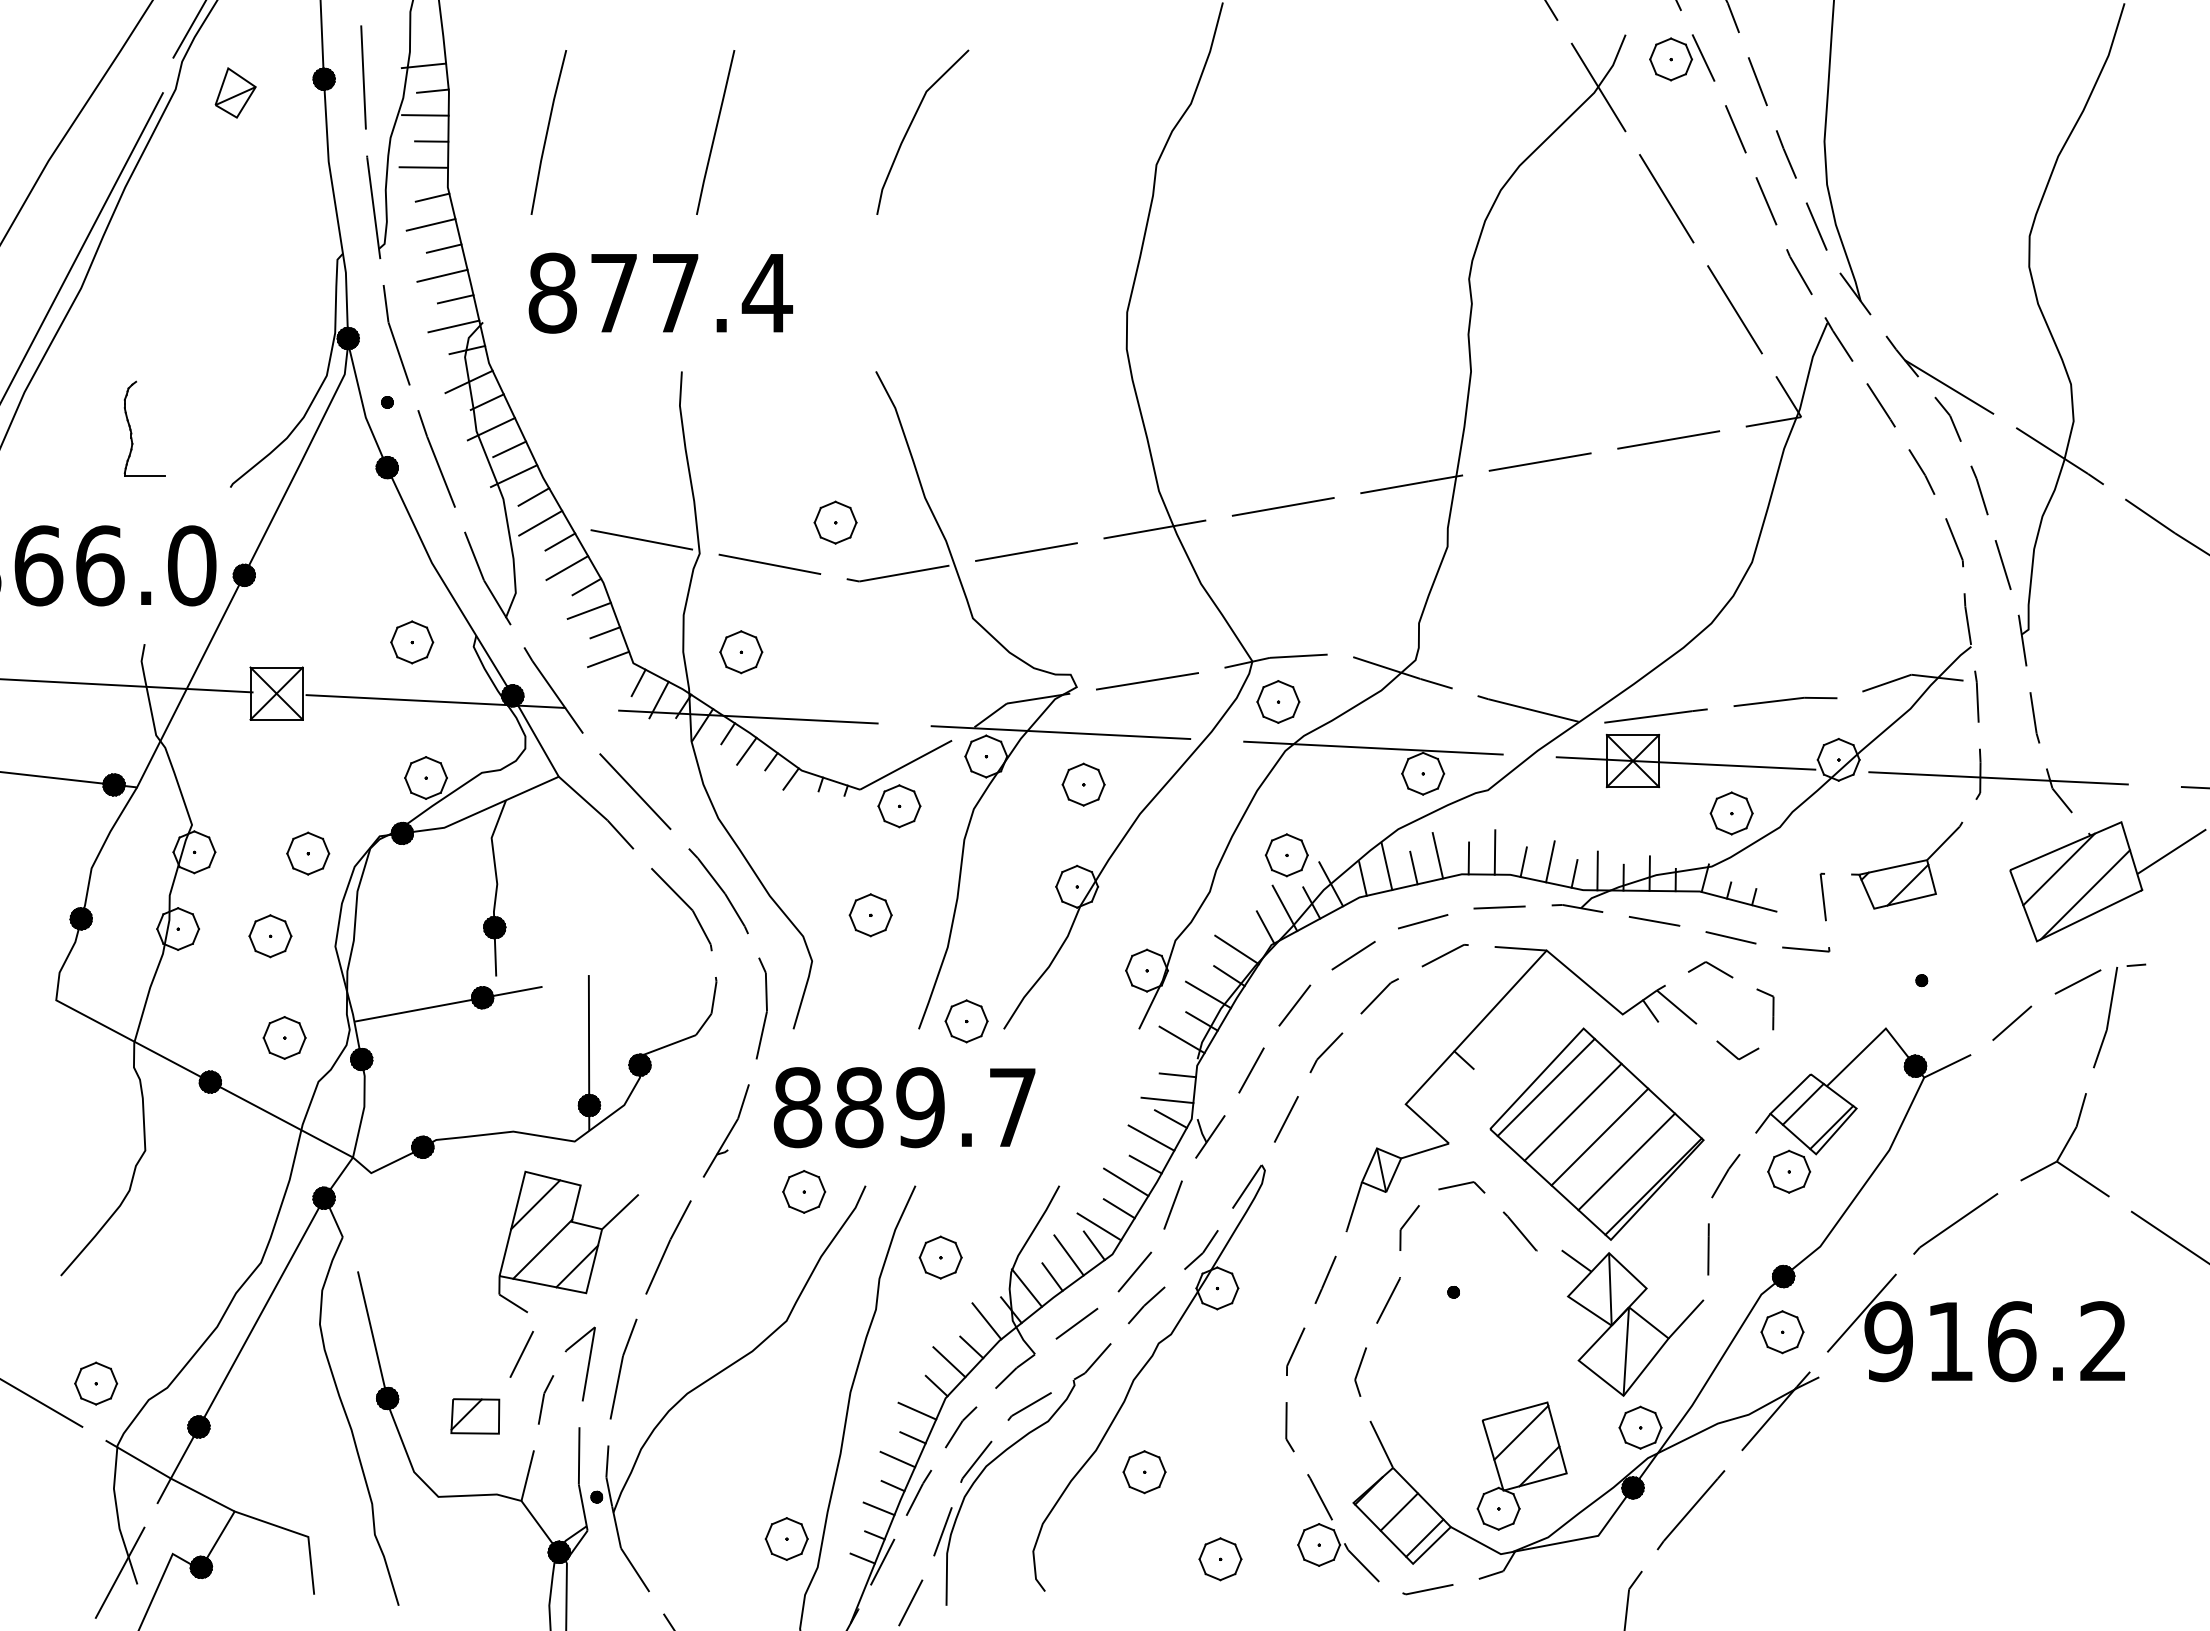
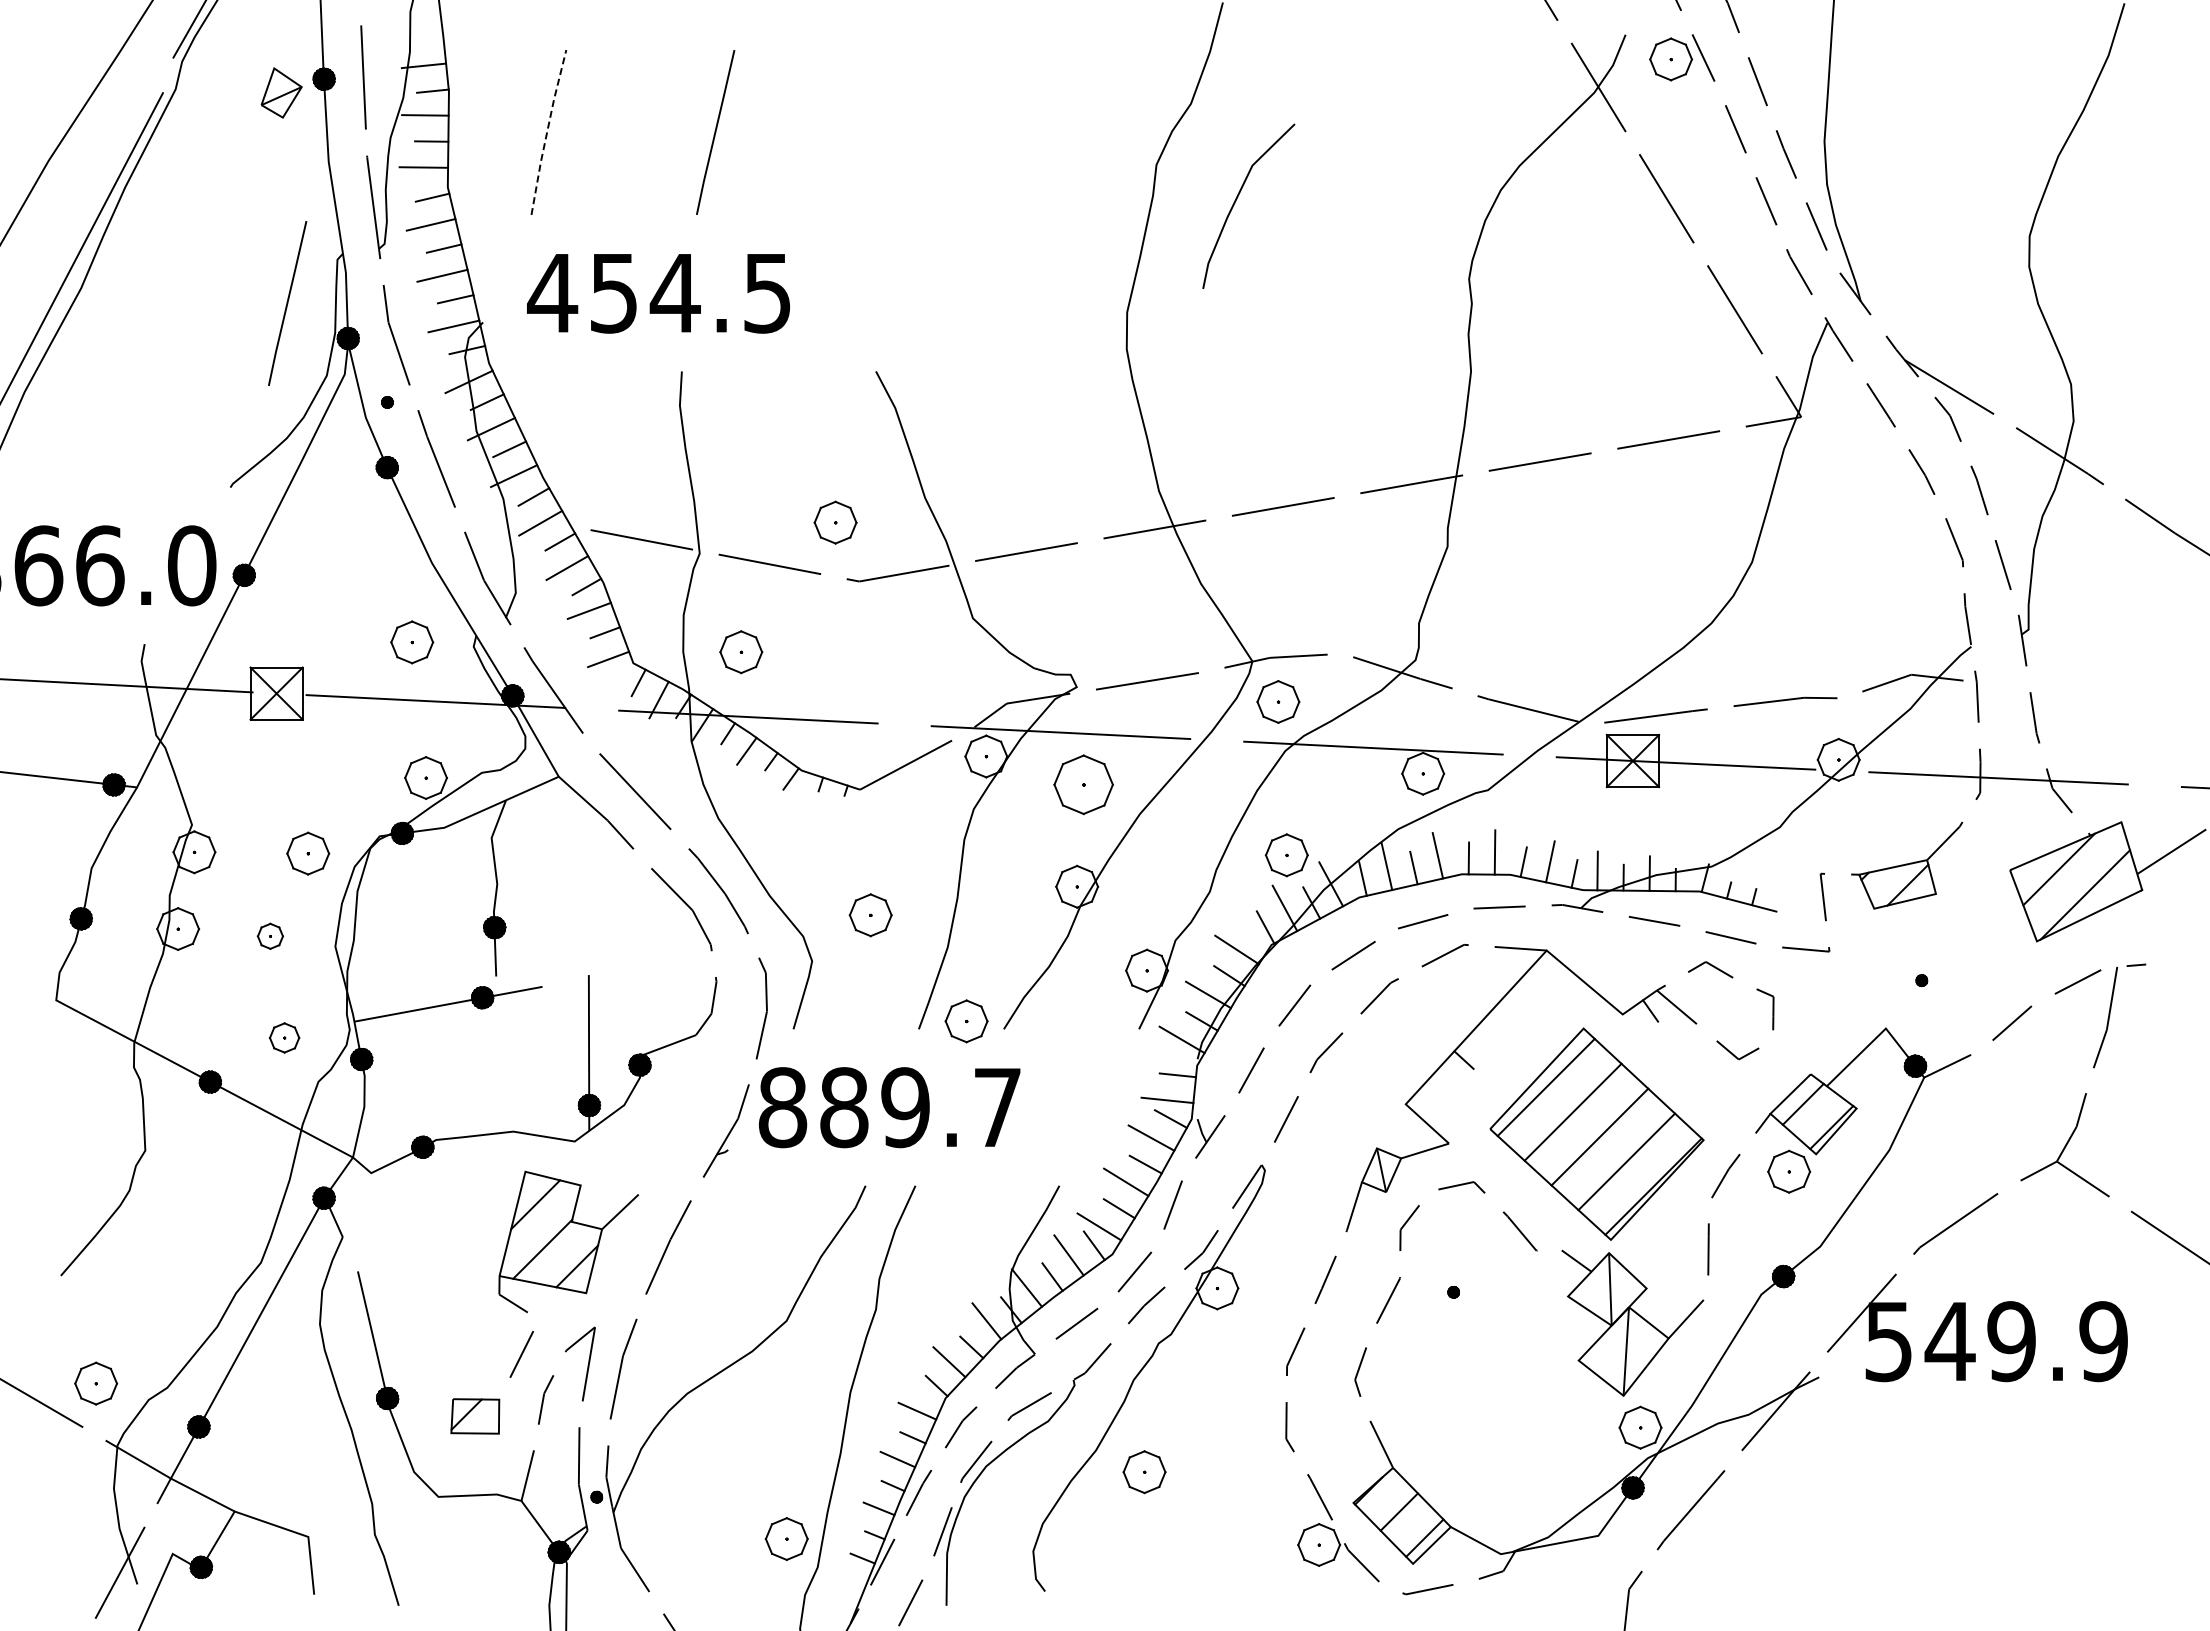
part position: (235, 92) -> (281, 92) (281, 92)
curve position: (911, 125) -> (1237, 199) (1237, 199)
line: solid -> dashed (547, 131)
text: 877.4 -> 454.5 (660, 292)
line: none -> present (287, 303)
part: present -> none (132, 432)
part size: 45x45 px -> 61x61 px (1083, 784)
part: present -> none (899, 806)
part: present -> none (1731, 813)
part size: 45x45 px -> 29x28 px (270, 935)
part size: 45x44 px -> 32x32 px (284, 1037)
text position: (904, 1107) -> (889, 1107) (889, 1107)
part: present -> none (804, 1191)
part: present -> none (940, 1257)
part: present -> none (1782, 1332)
text: 916.2 -> 549.9 (1995, 1341)
part: present -> none (1521, 1465)
part: present -> none (1220, 1559)
